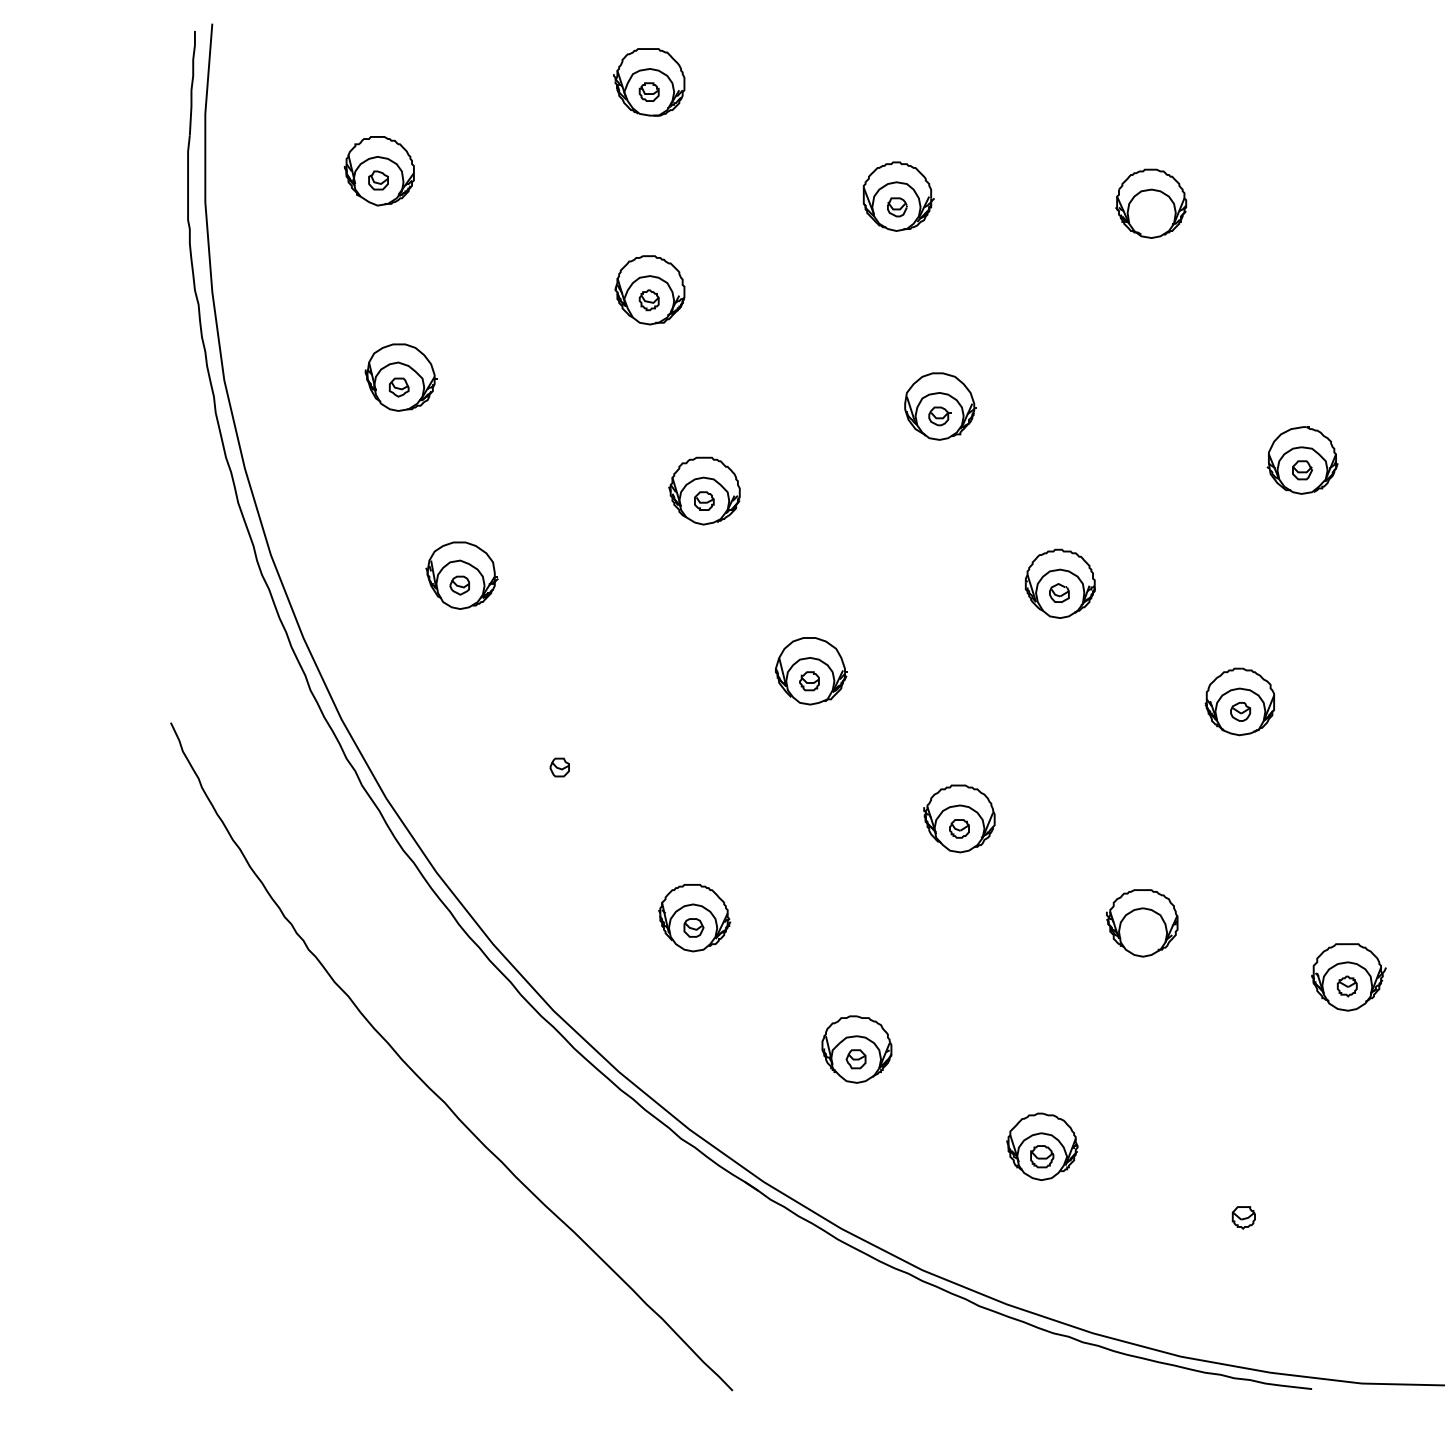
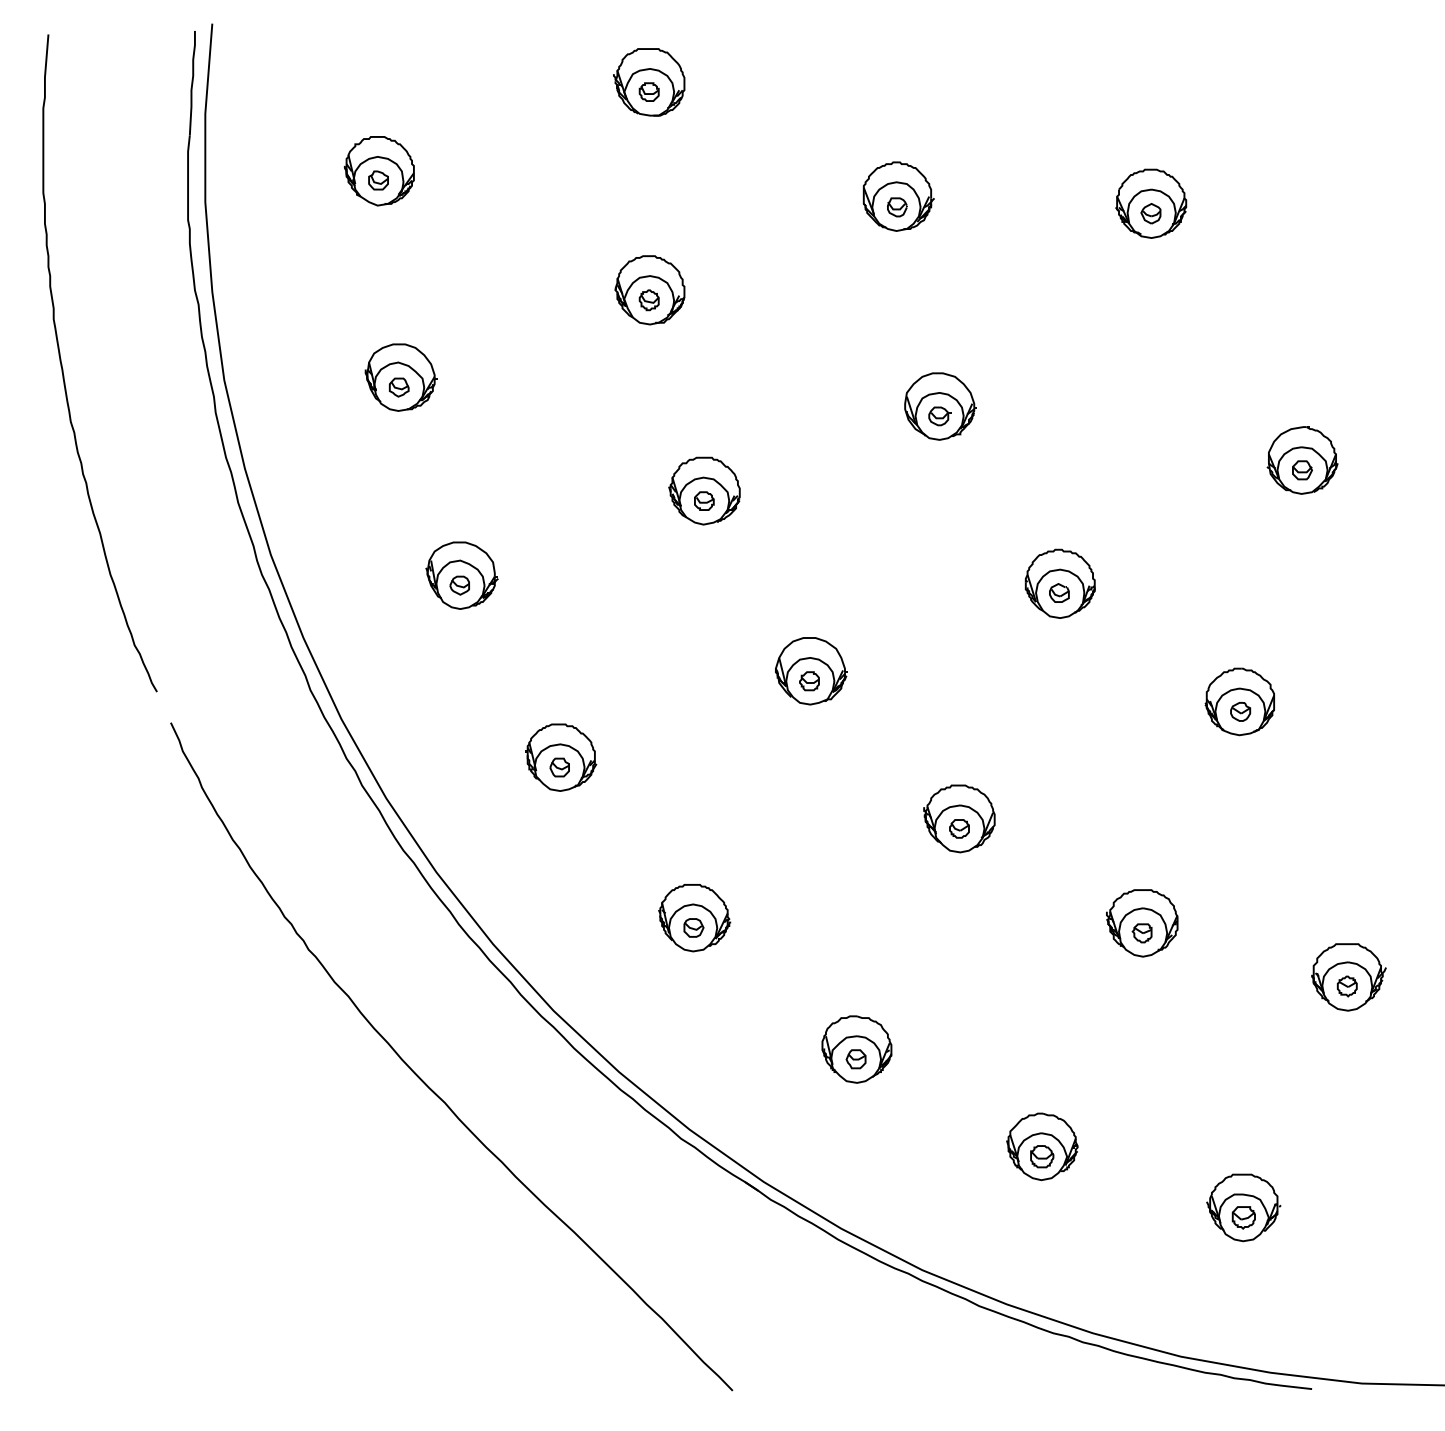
part: none -> present (1150, 213)
curve: none -> present (63, 369)
part: none -> present (561, 757)
part: none -> present (1141, 933)
part: none -> present (1243, 1207)
